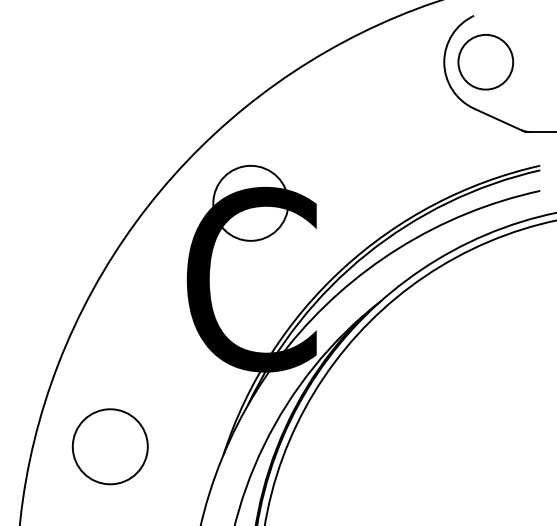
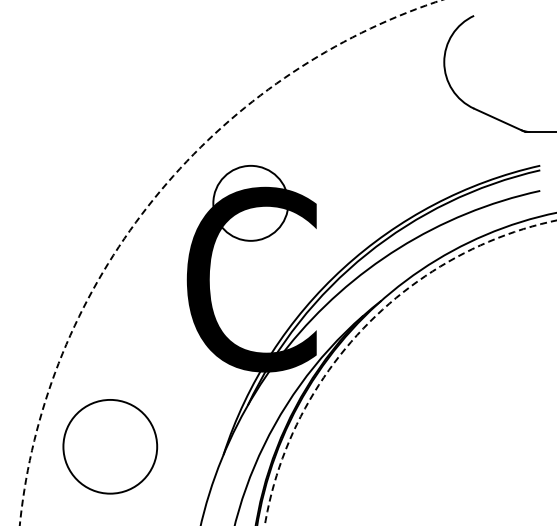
circle: present -> none (485, 62)
arc: solid -> dashed (151, 202)
circle: solid -> dashed (410, 372)
circle diameter: 75 px -> 94 px (110, 446)
